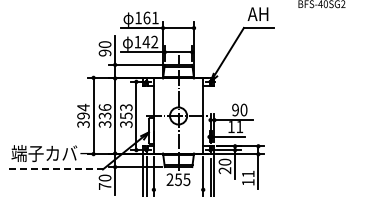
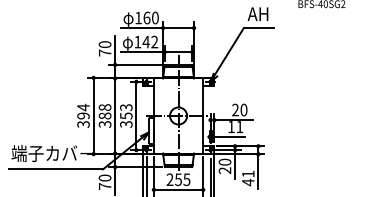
text: 161 -> 160 (155, 17)
text: 90 -> 70 (104, 52)
text: 90 -> 20 (235, 110)
text: 336 -> 388 (104, 111)
line: dashed -> solid (56, 169)
text: 11 -> 41 (248, 182)
line: none -> present (178, 189)
